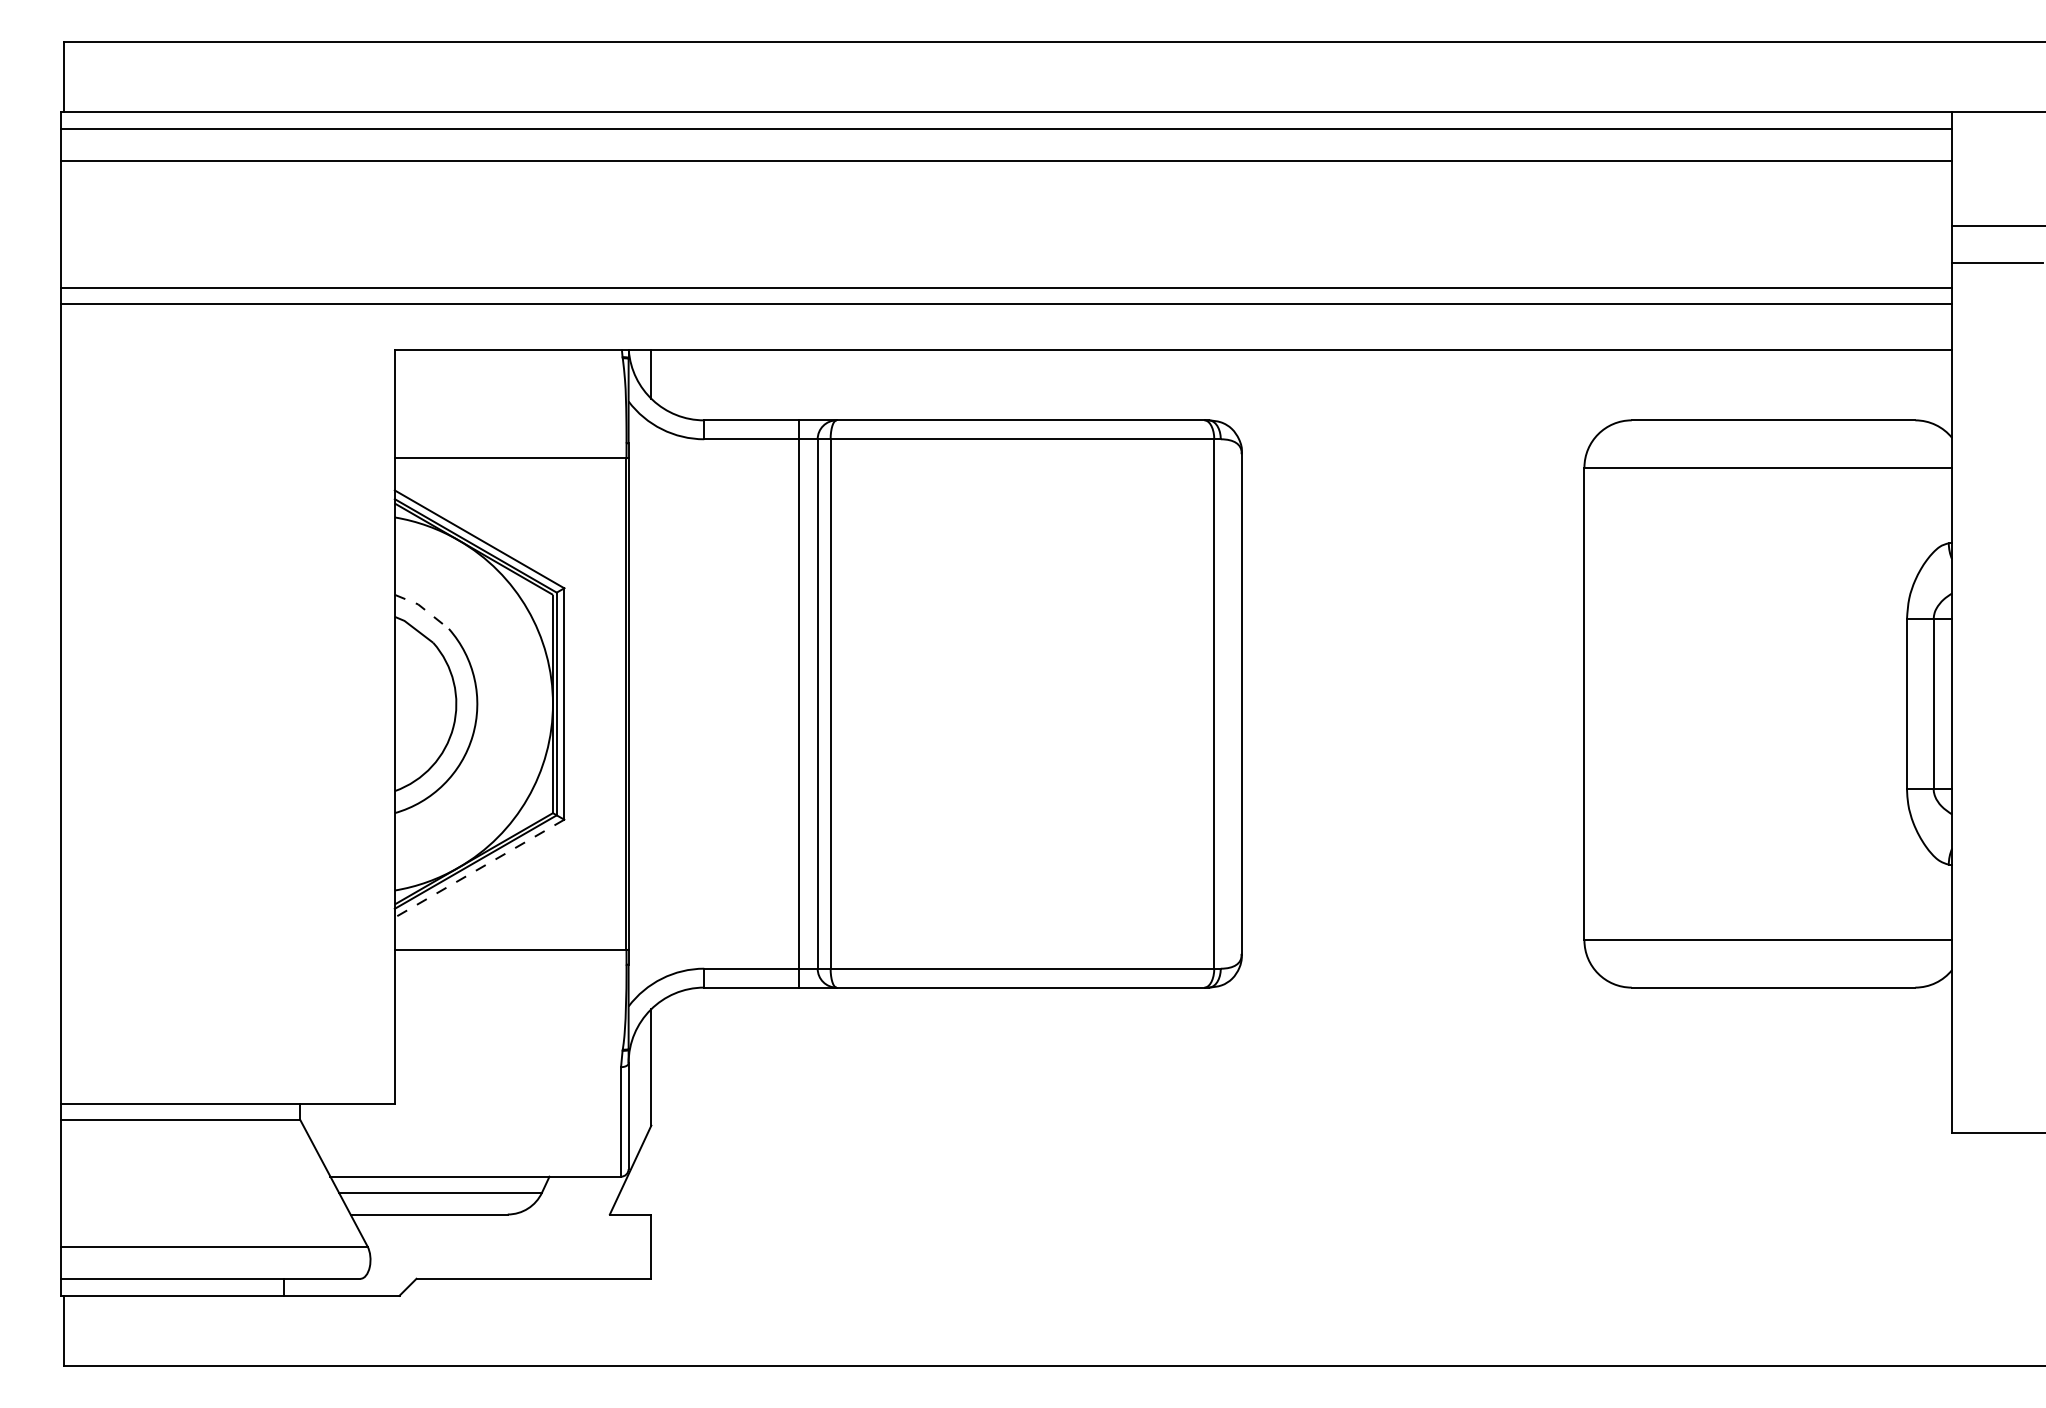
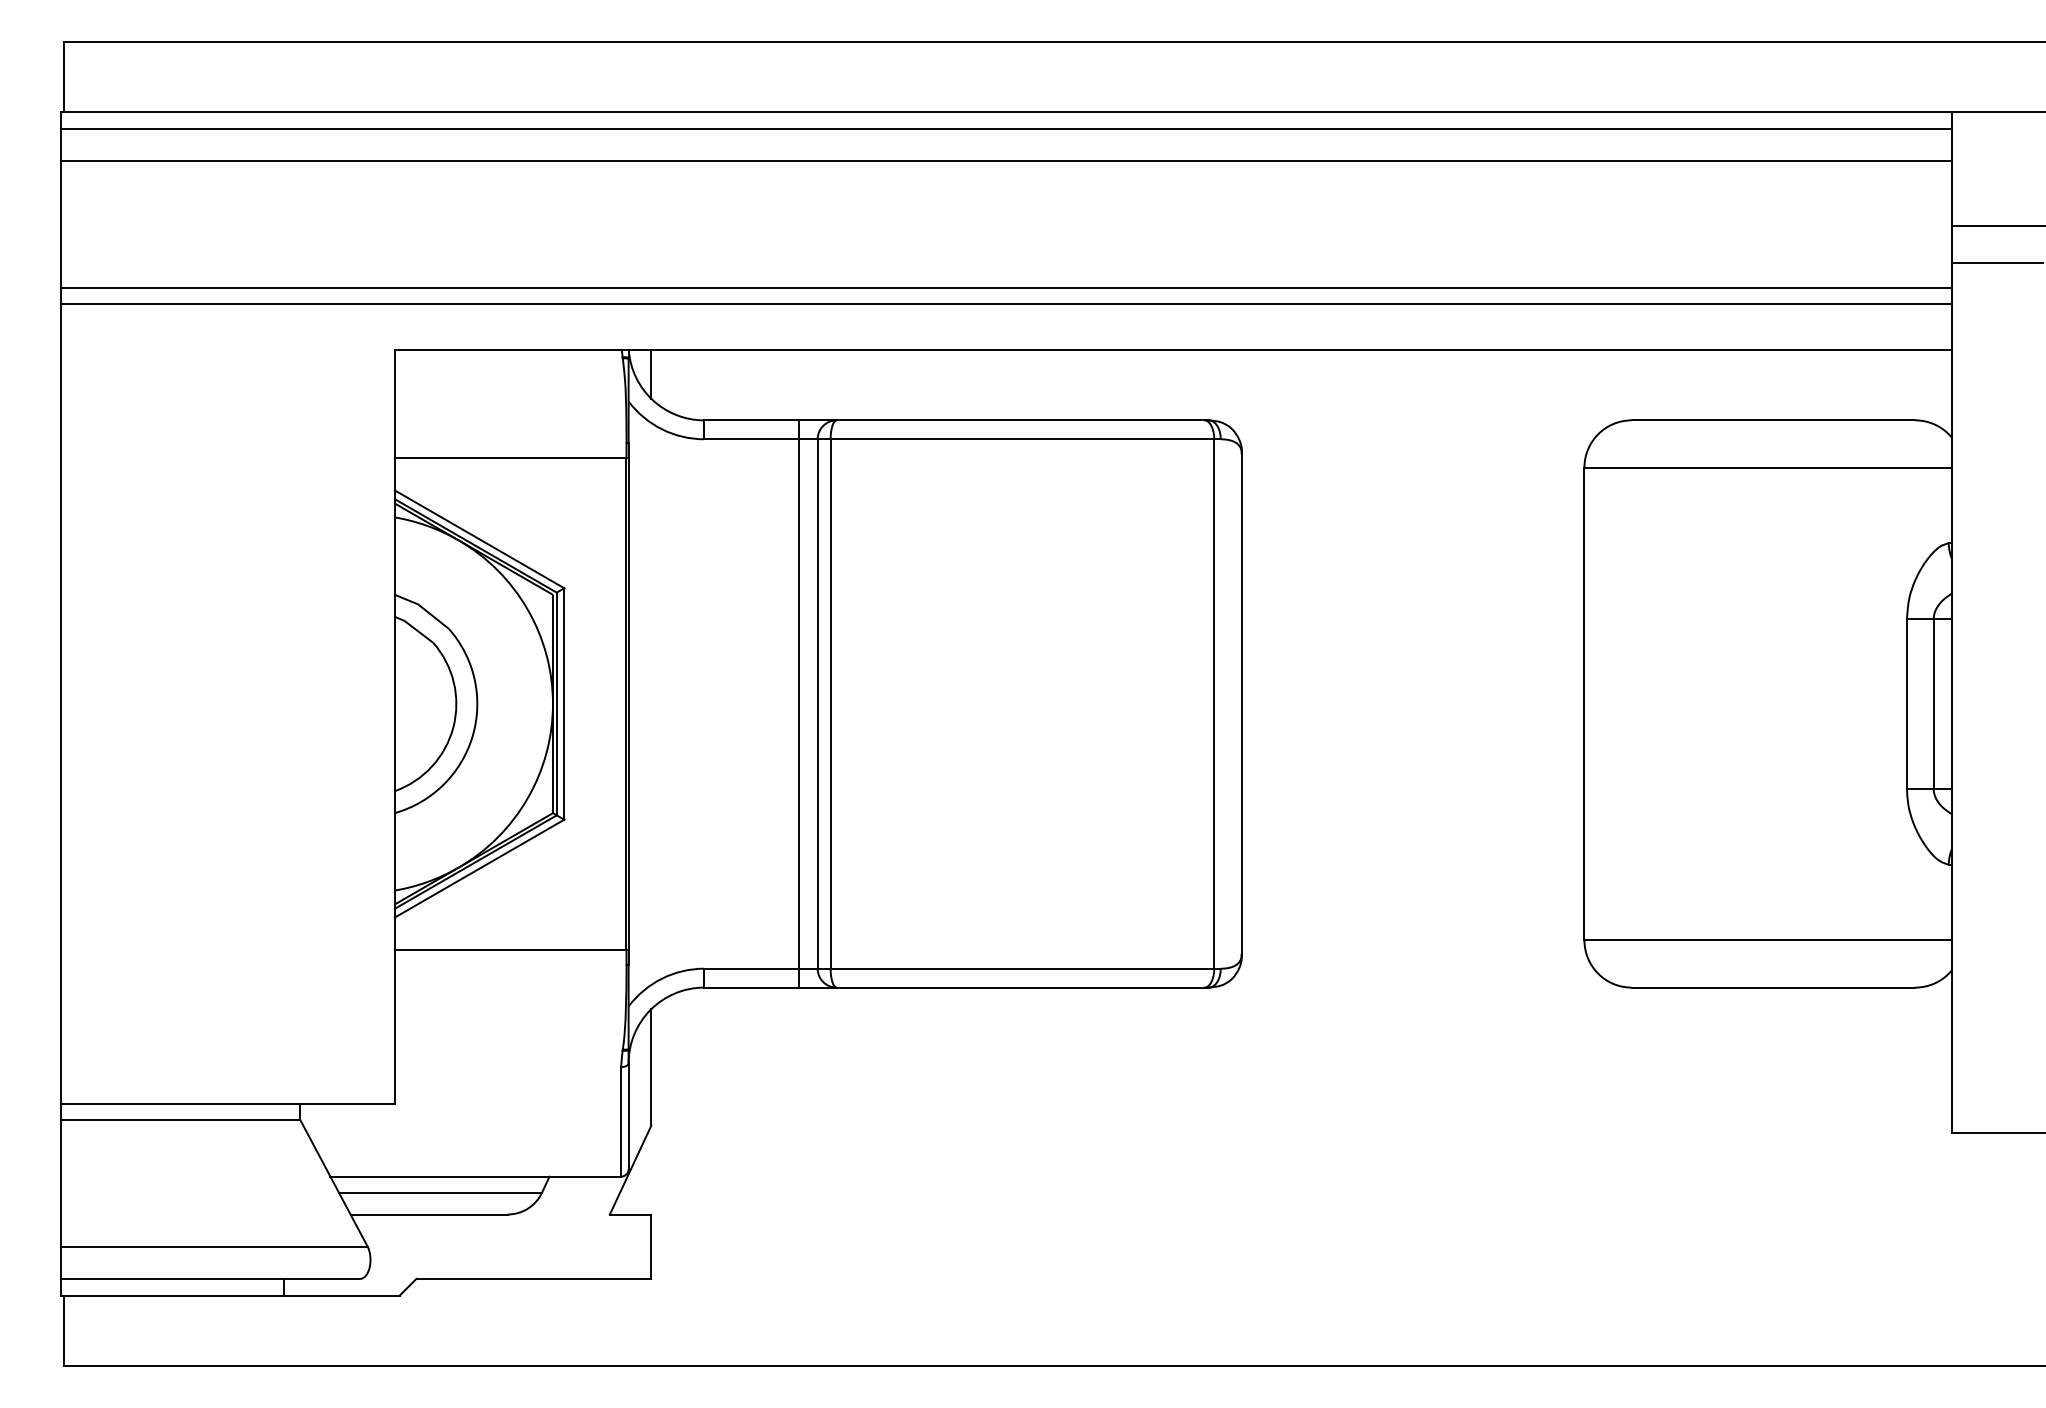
line: dashed -> solid (423, 608)
line: dashed -> solid (479, 868)
